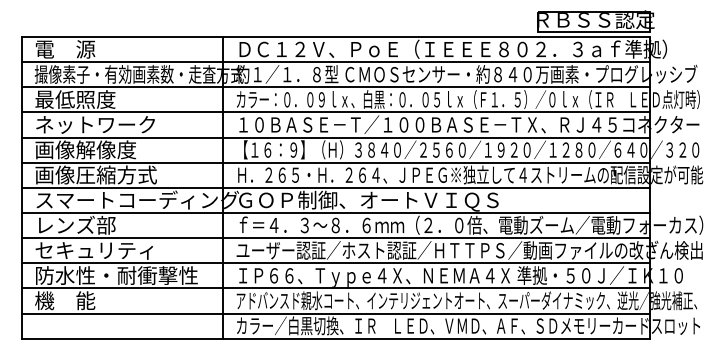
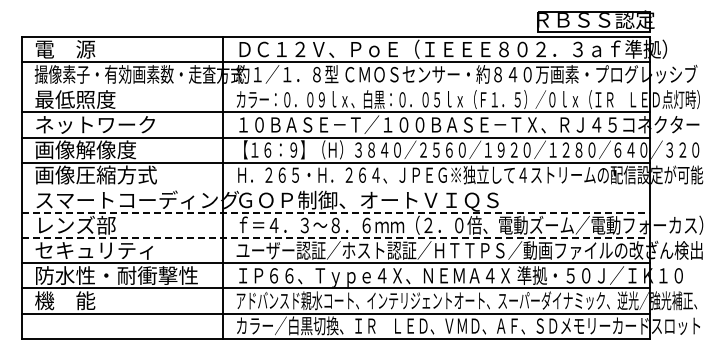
line: present -> none (335, 87)
line: present -> none (335, 187)
line: solid -> dashed (336, 212)
line: solid -> dashed (336, 238)
